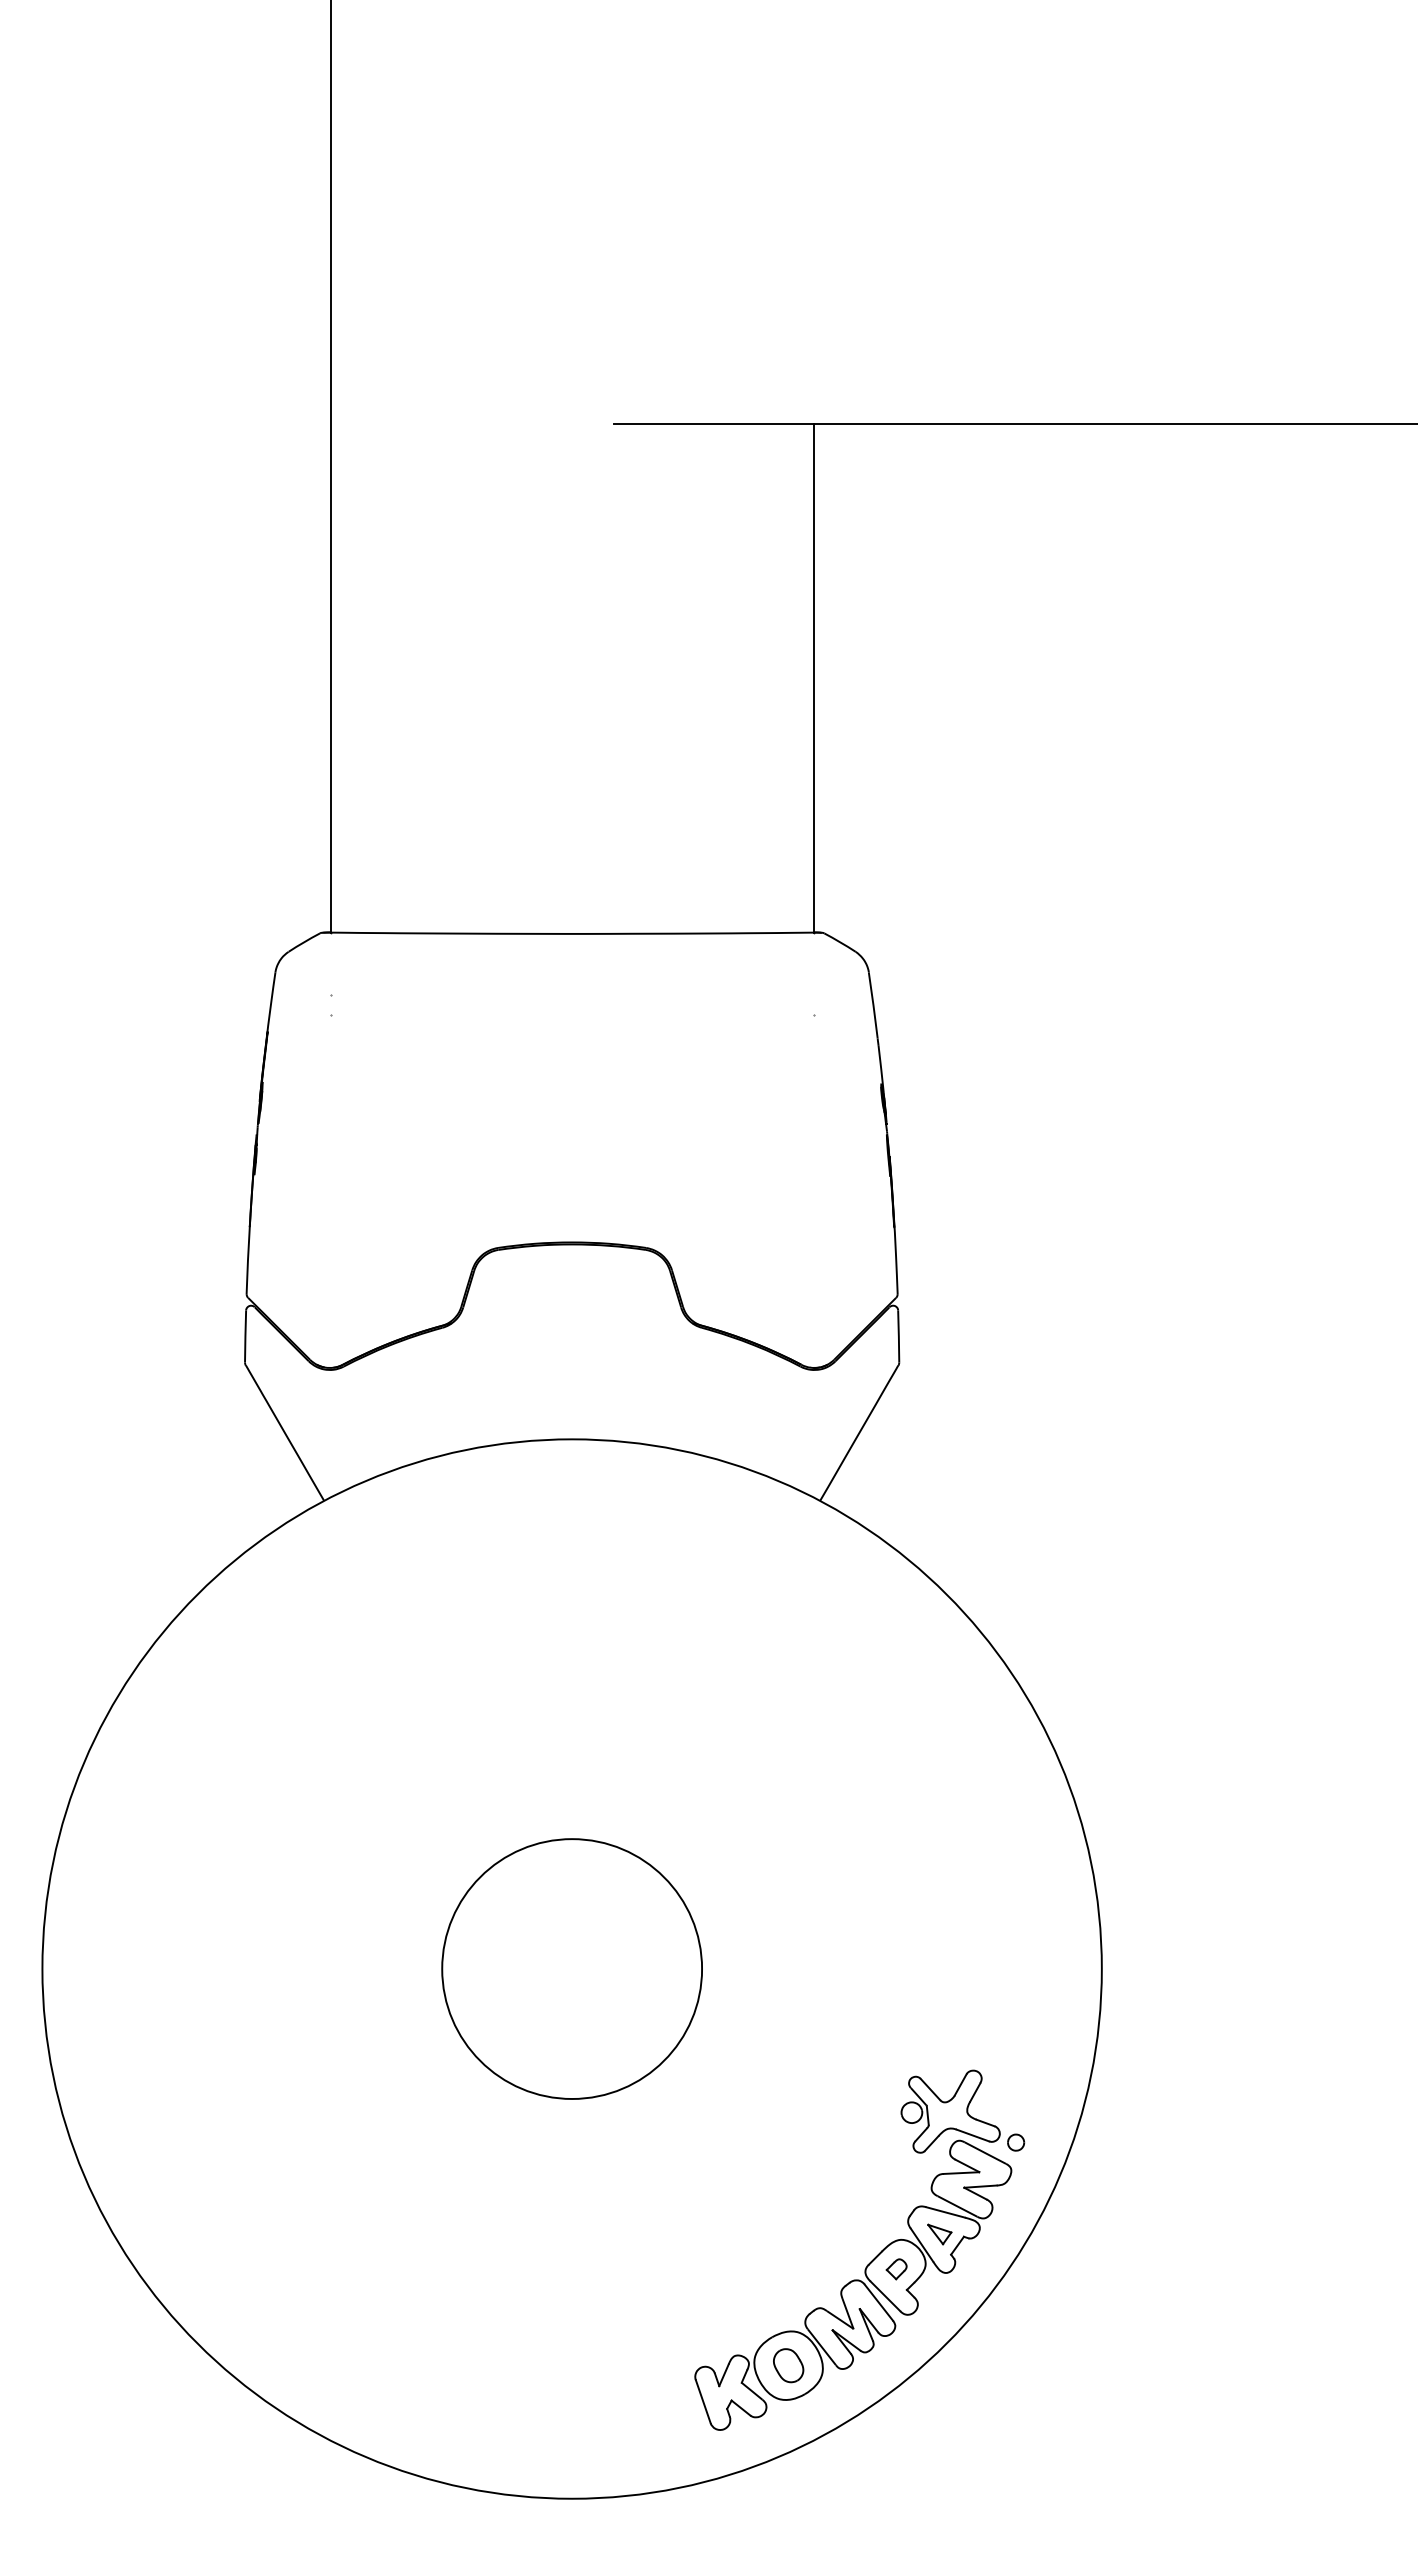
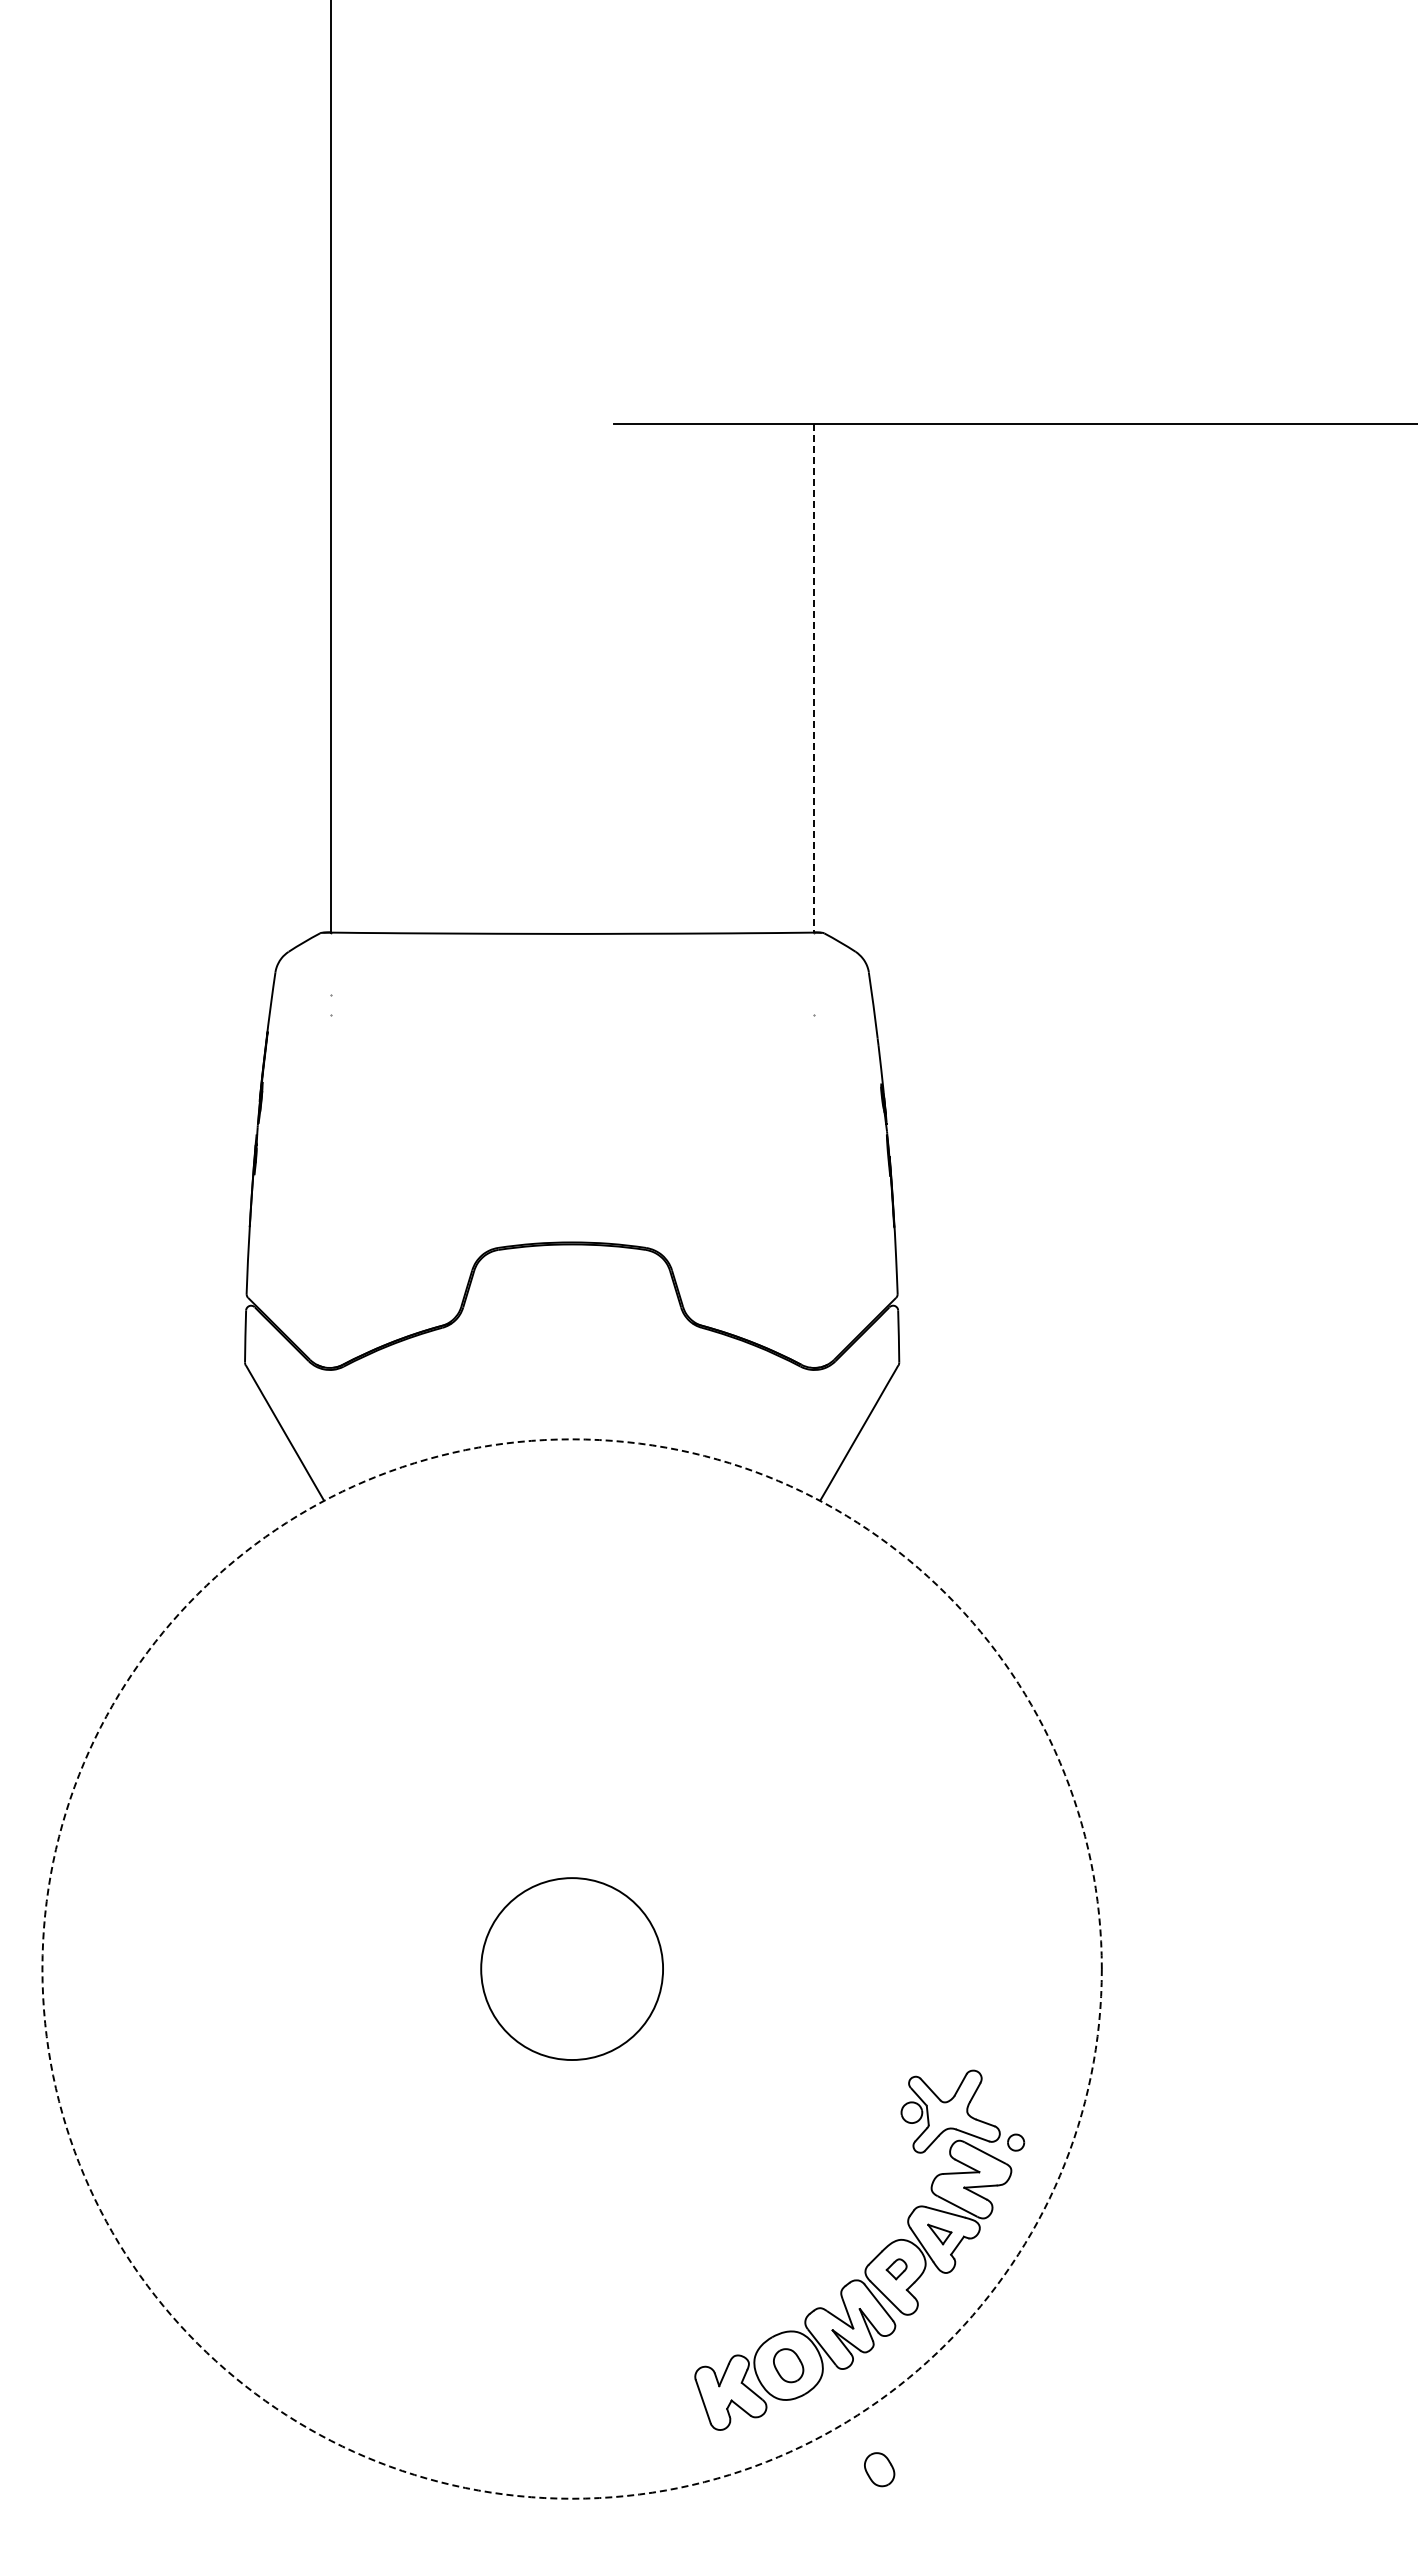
line: solid -> dashed (813, 679)
circle: solid -> dashed (571, 1968)
circle diameter: 260 px -> 182 px (572, 1969)
part: none -> present (879, 2469)
